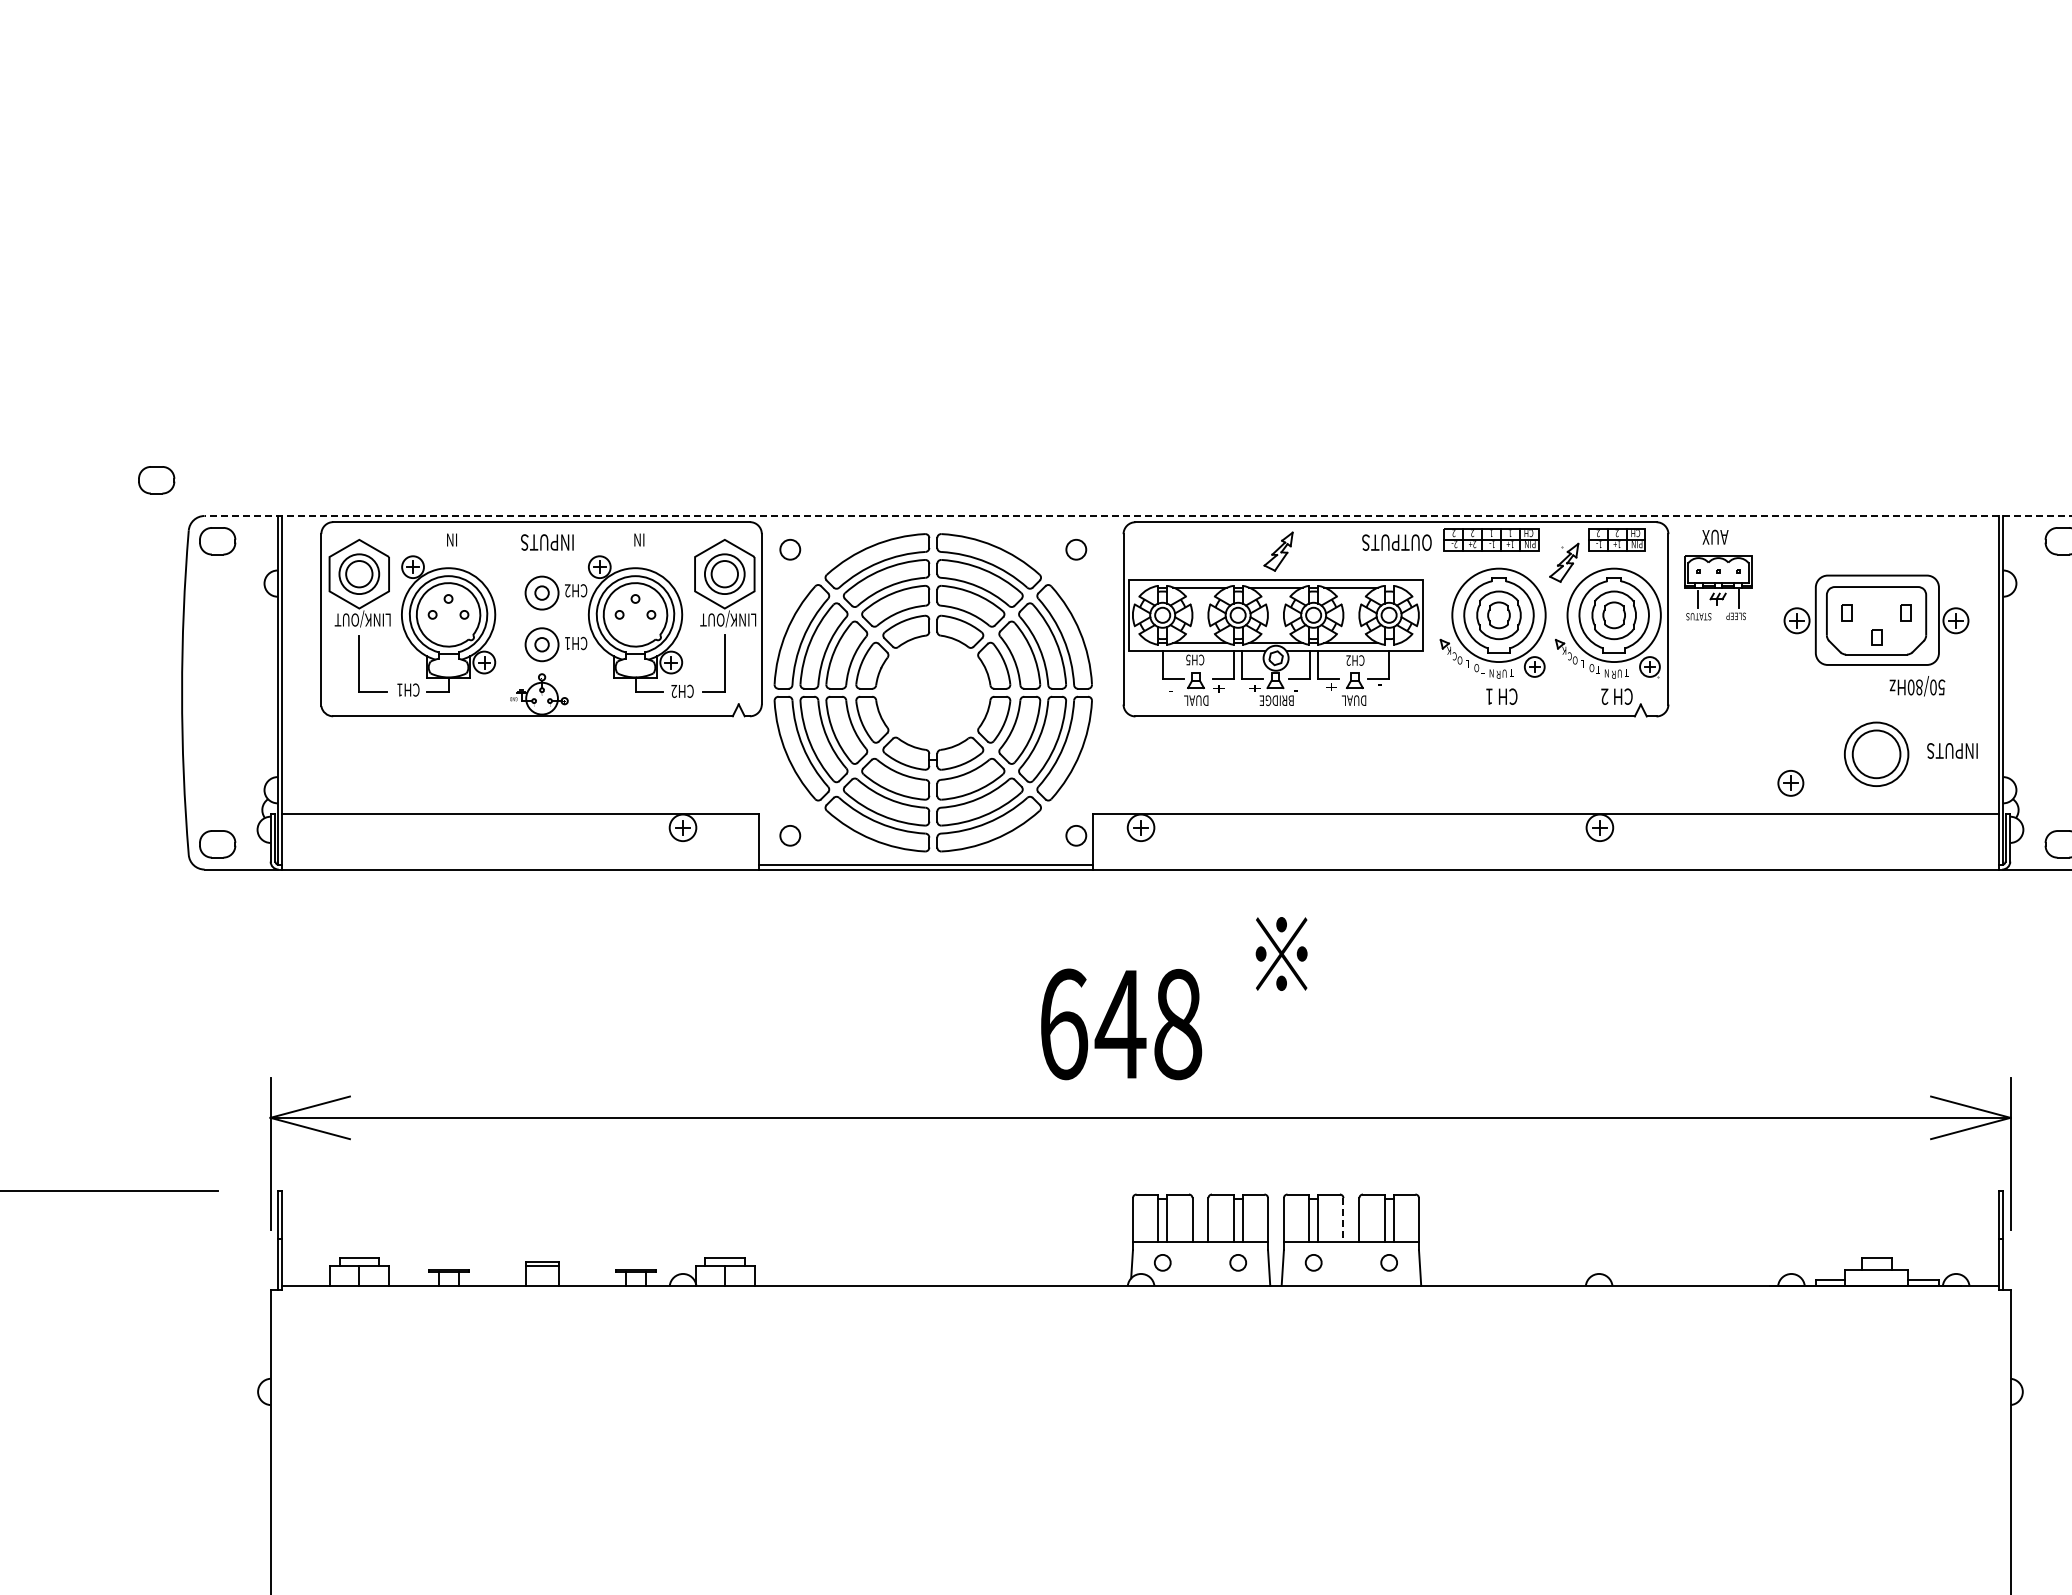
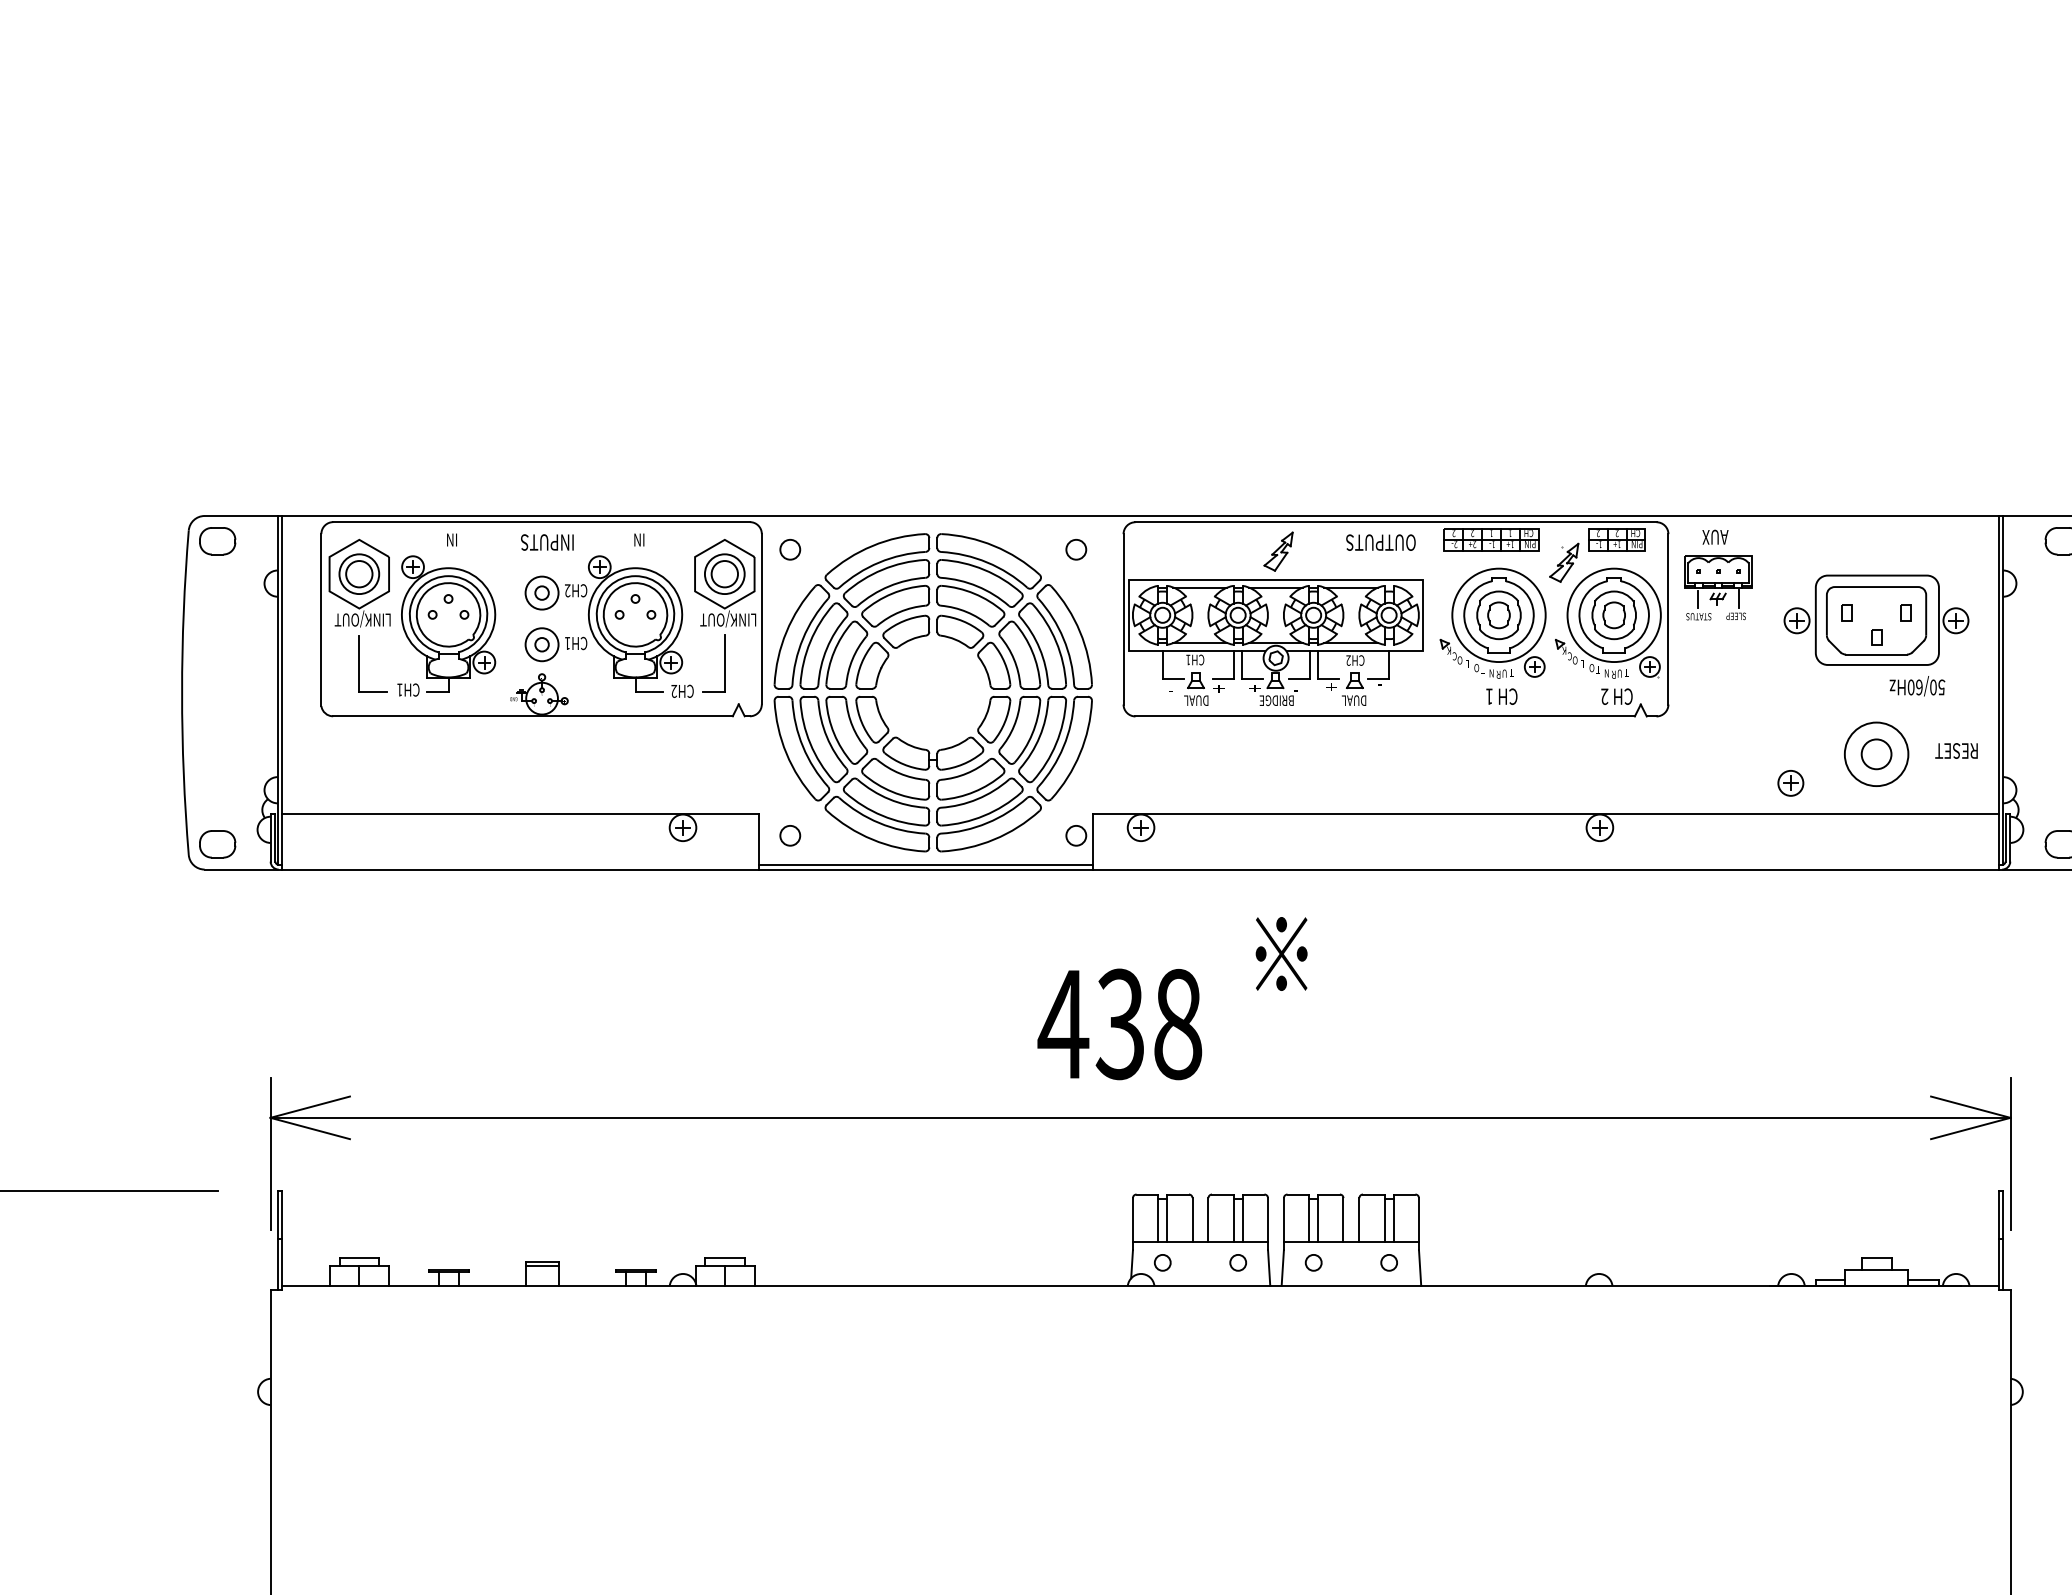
part: present -> none (156, 480)
line: dashed -> solid (1137, 516)
text position: (1396, 542) -> (1380, 542) (1380, 542)
text: CH5 -> CH1 (1188, 659)
text: 50/80Hz -> 50/60Hz (1919, 687)
text: INPUTS -> RESET (1951, 750)
circle diameter: 48 px -> 30 px (1876, 754)
text: 648 -> 438 (1091, 1024)
line: dashed -> solid (1343, 1220)
